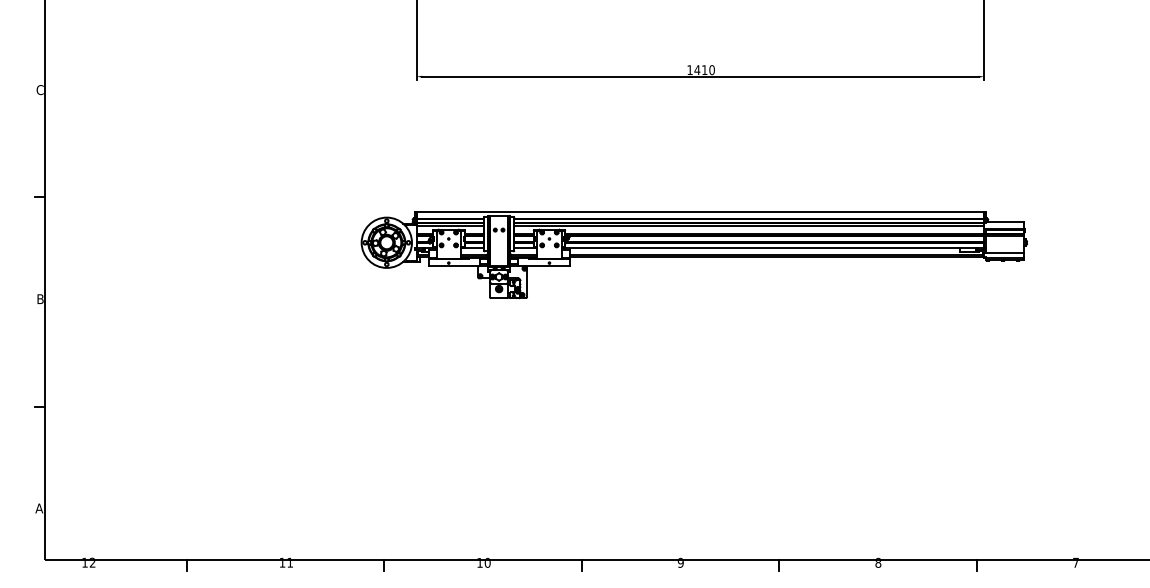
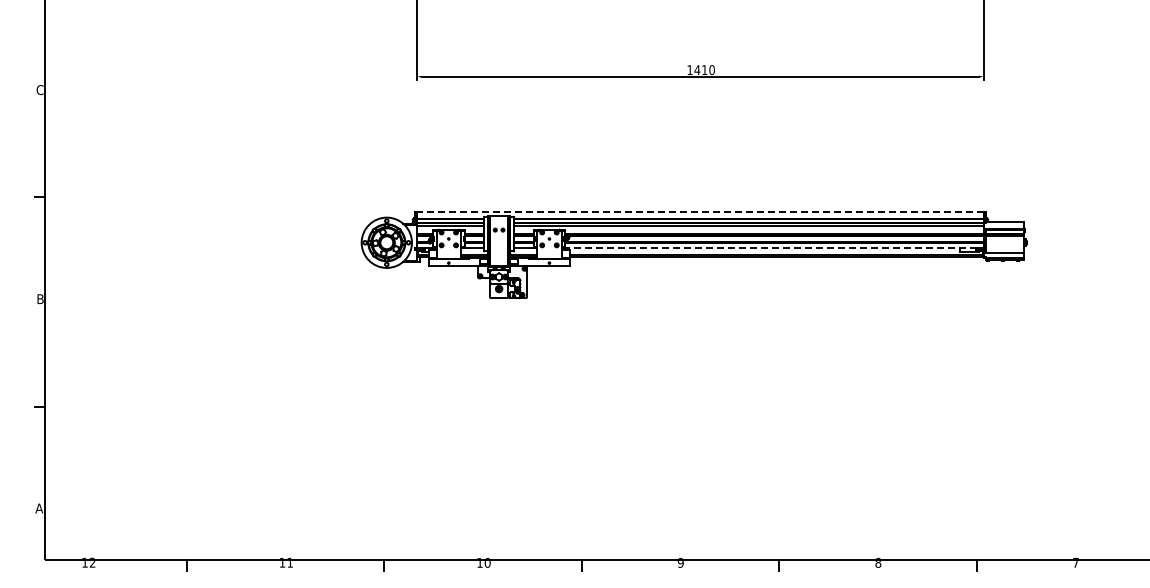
line: solid -> dashed (700, 211)
line: solid -> dashed (769, 248)
